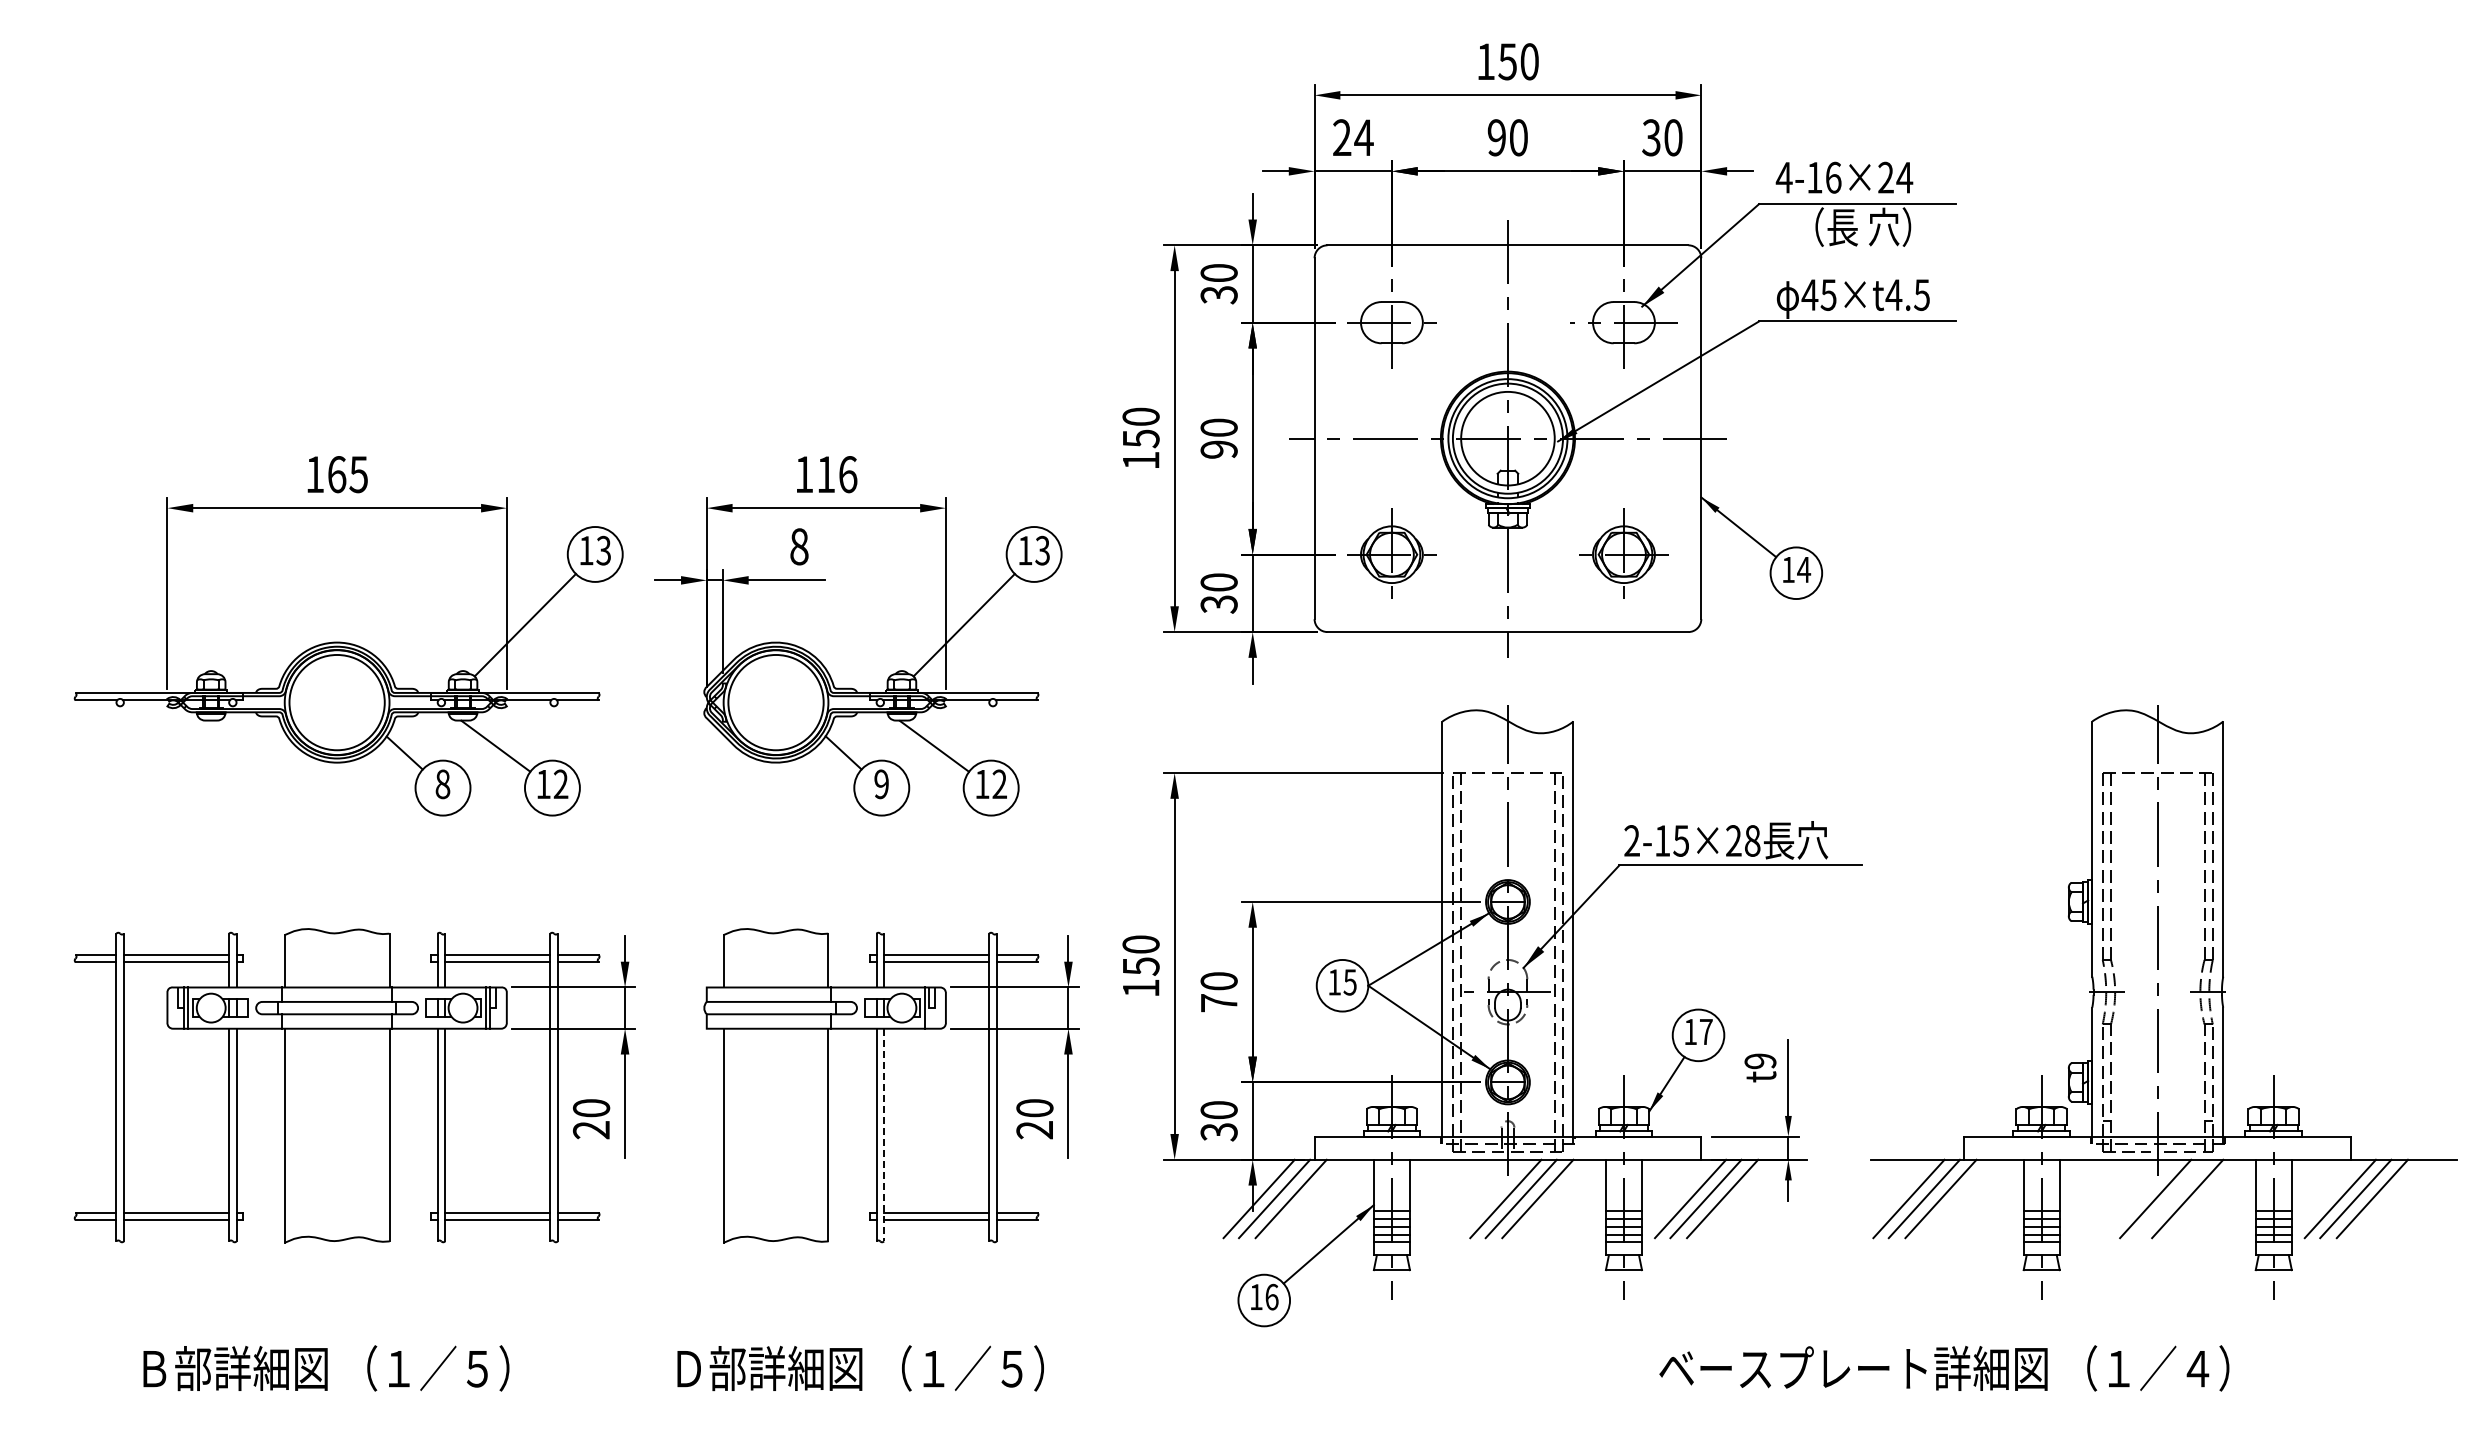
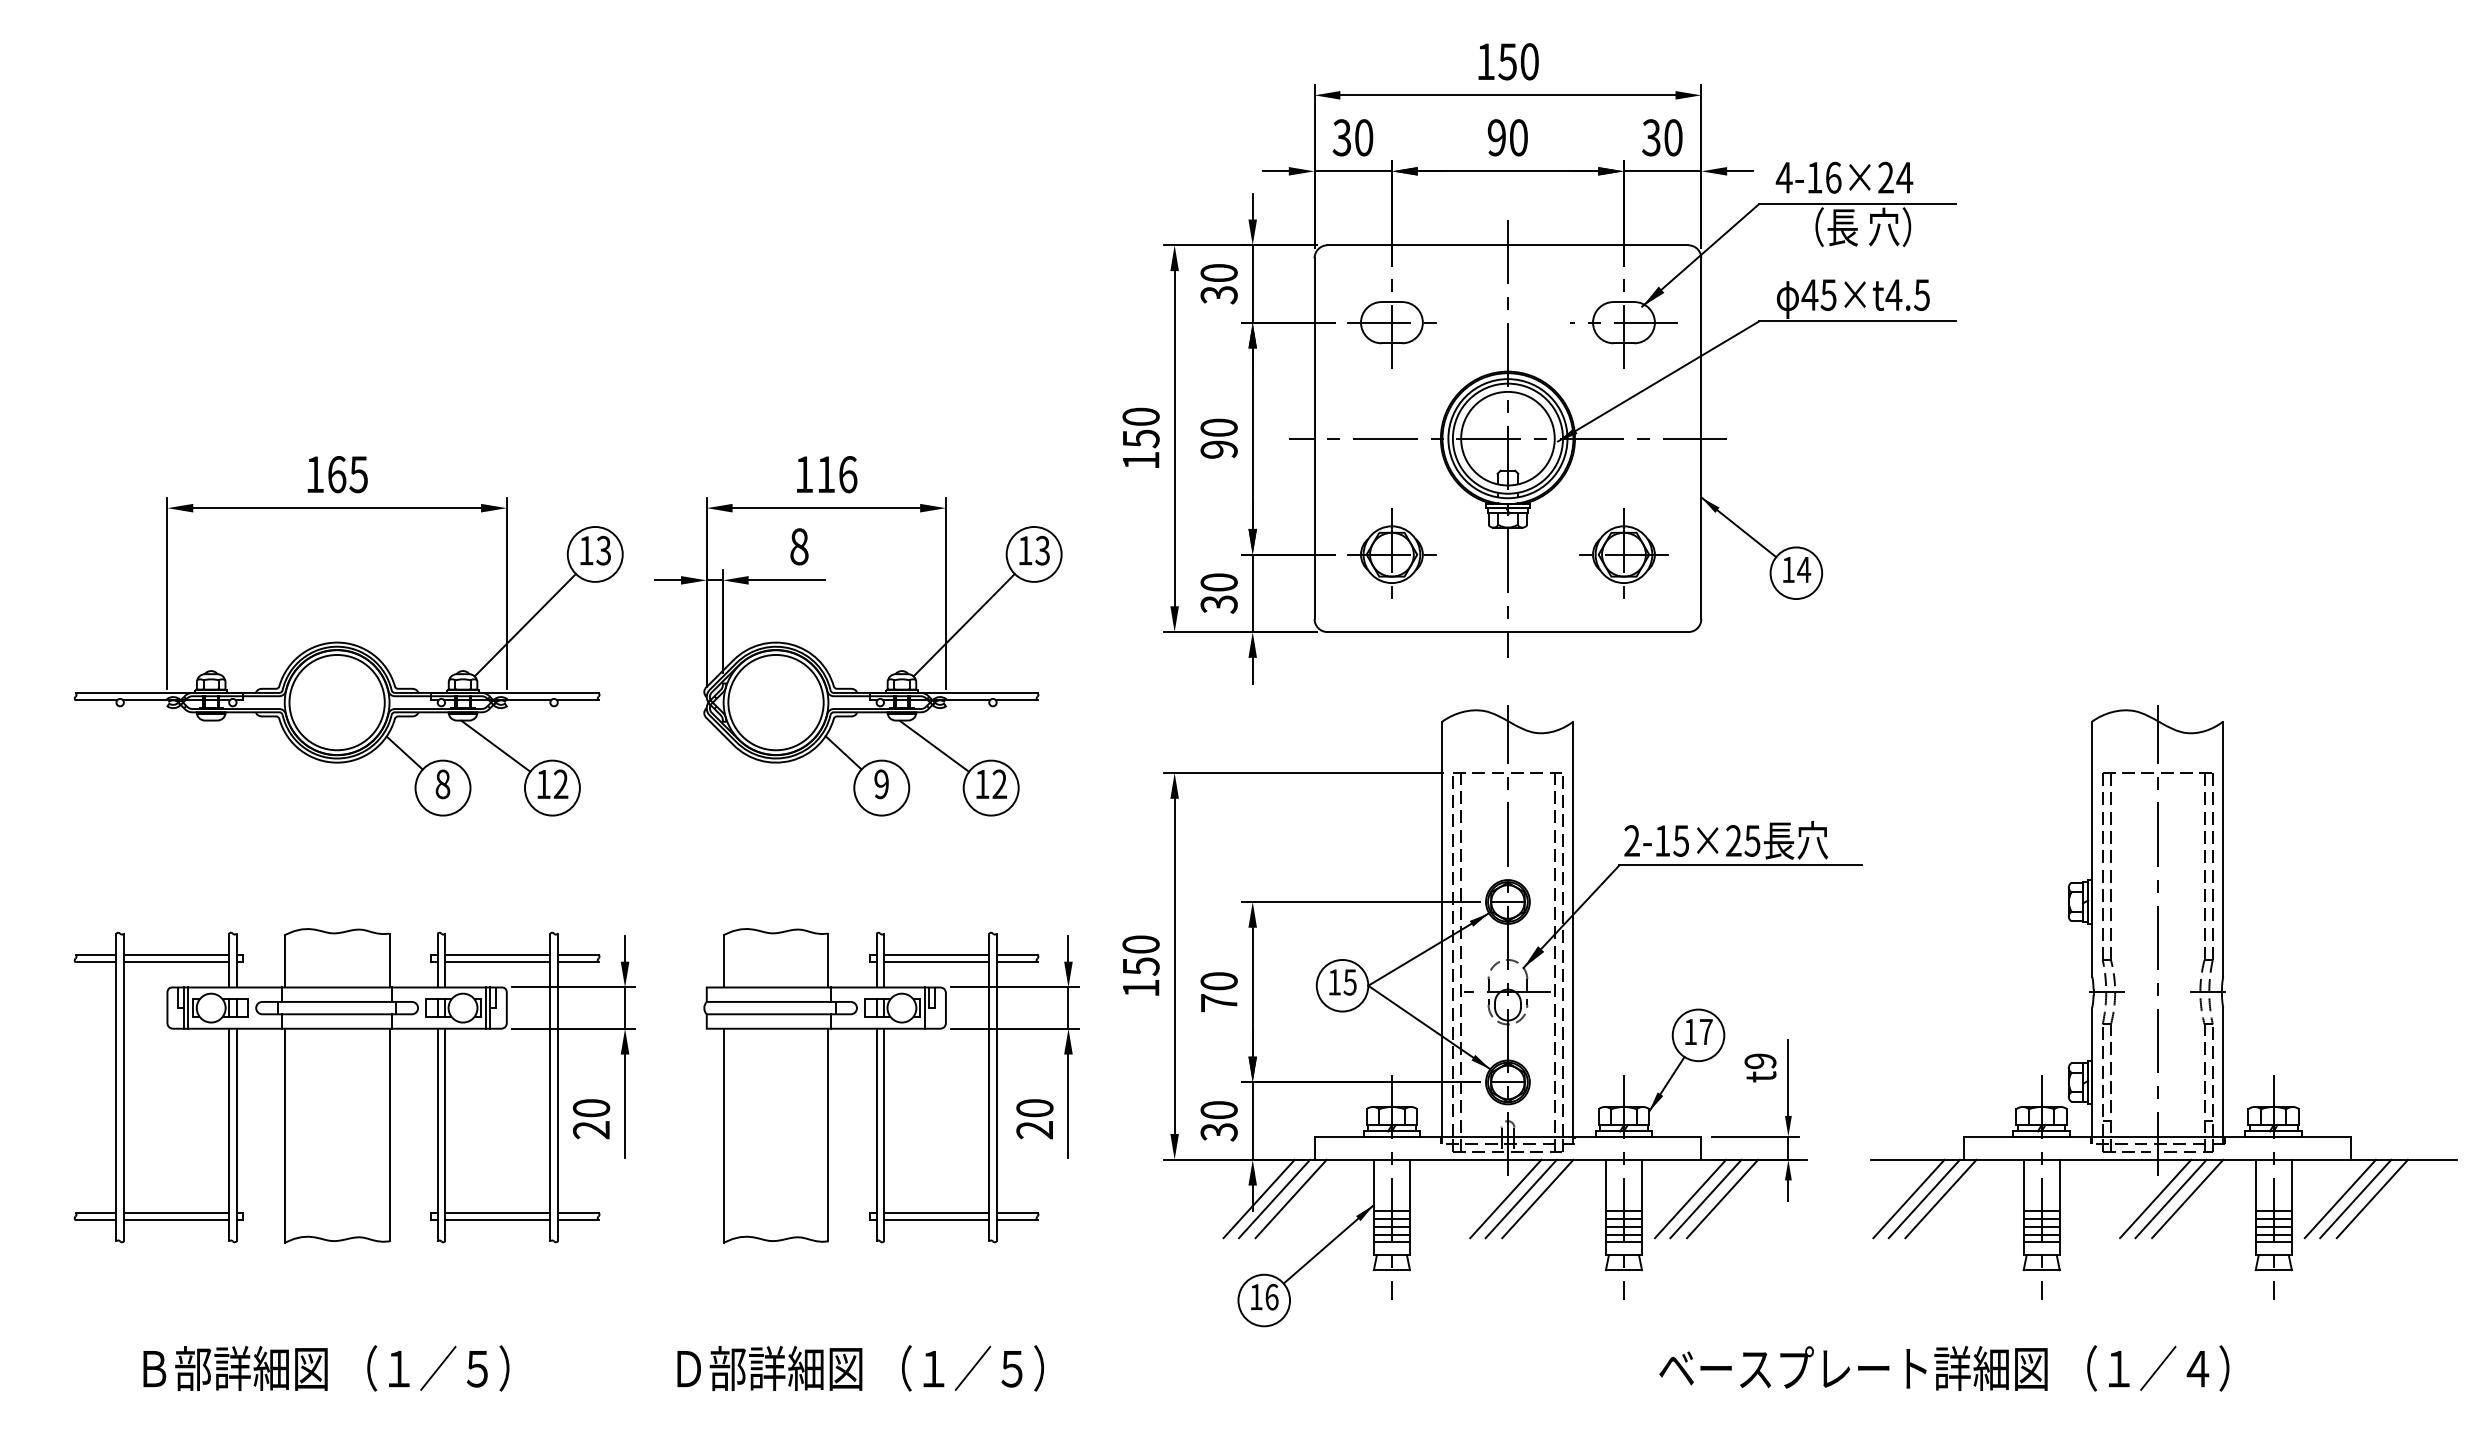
text: 24 -> 30 (1352, 137)
text: 2-15×28 -> 2-15×25 (1752, 840)
line: dashed -> solid (884, 1135)
line: none -> present (2170, 1198)
